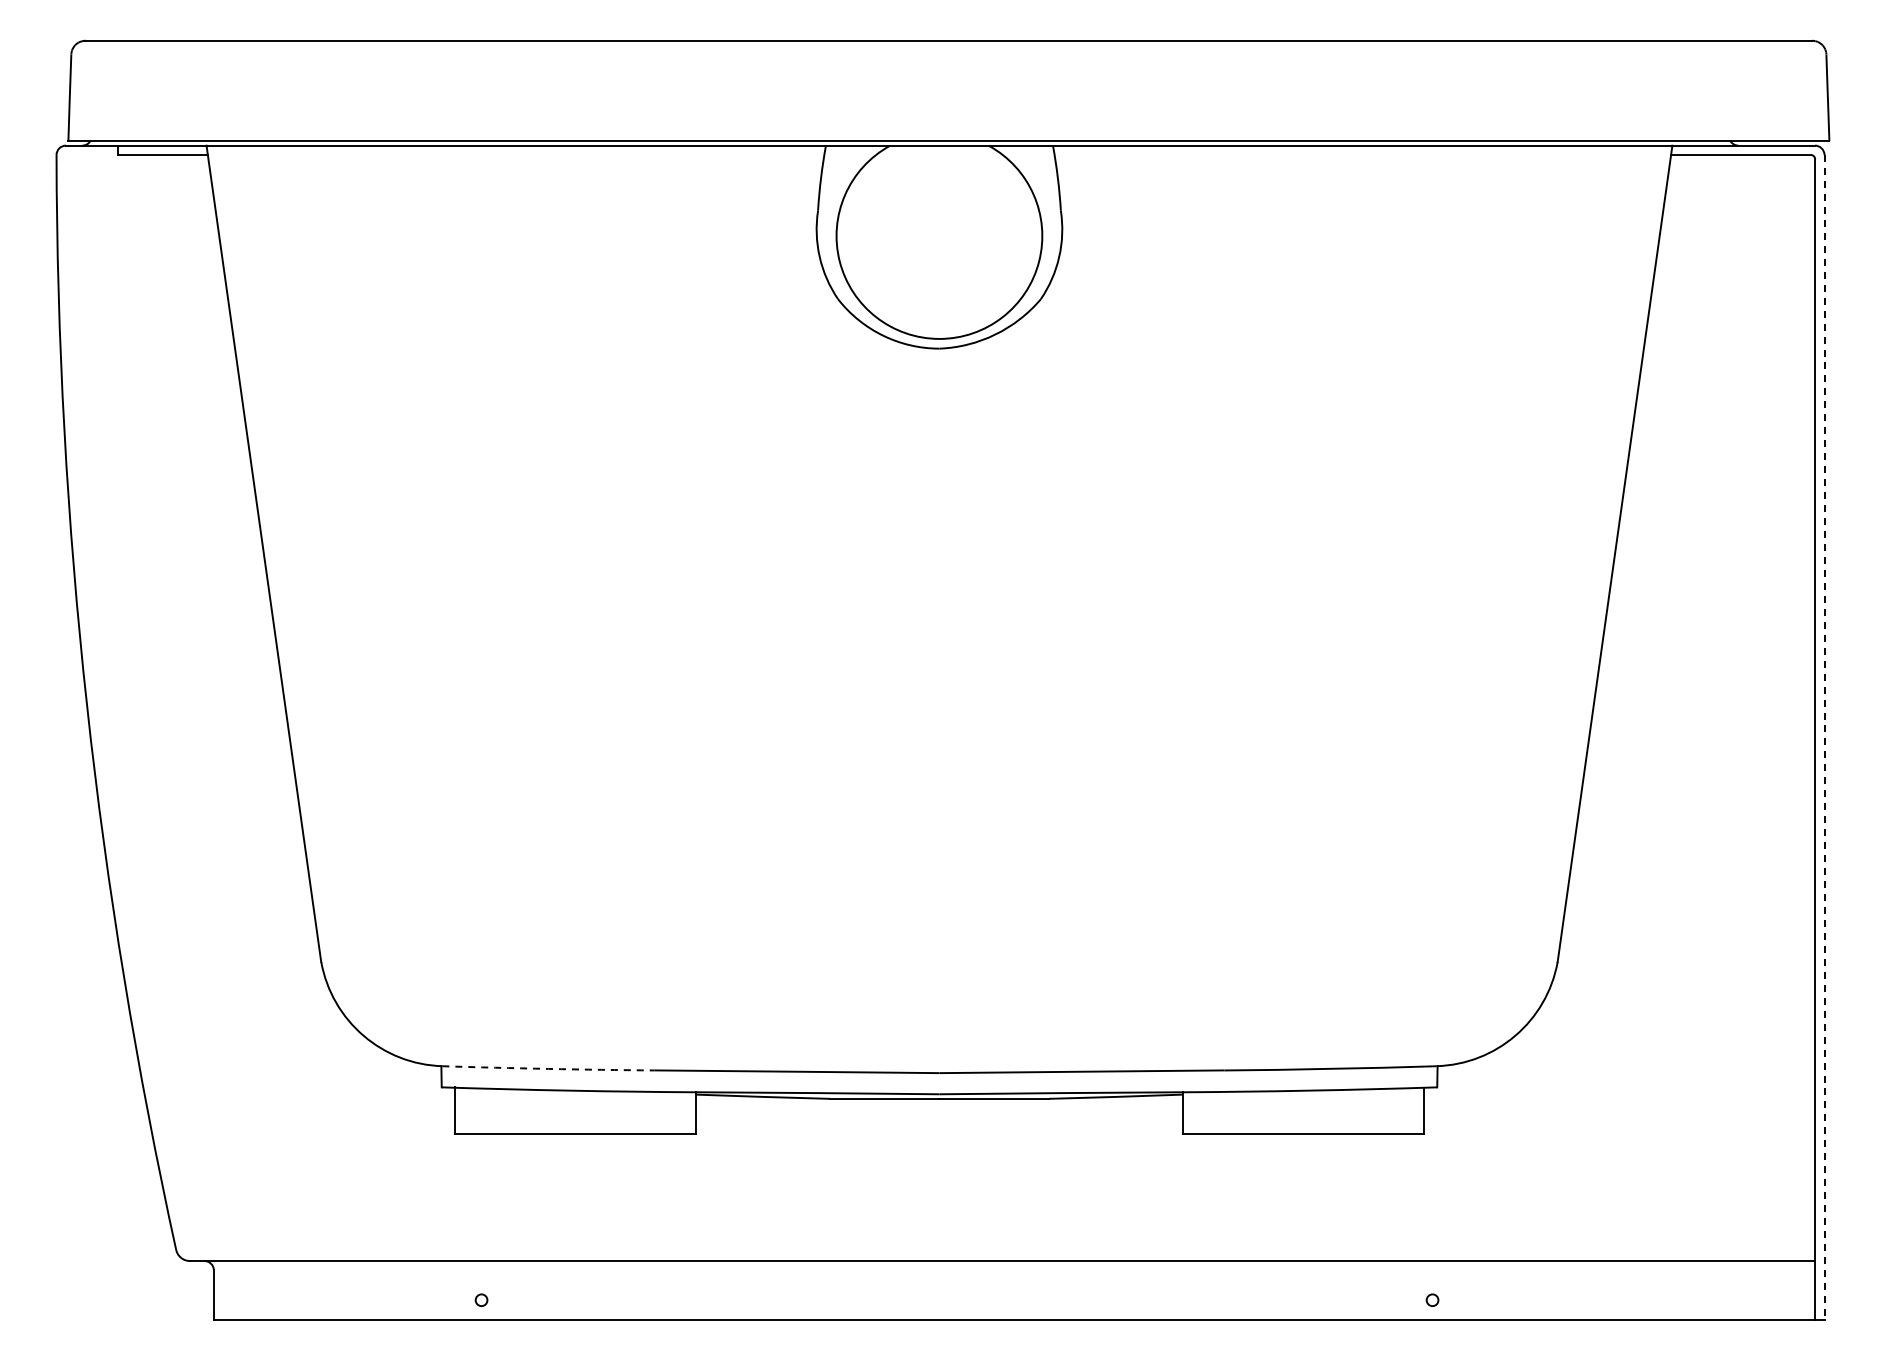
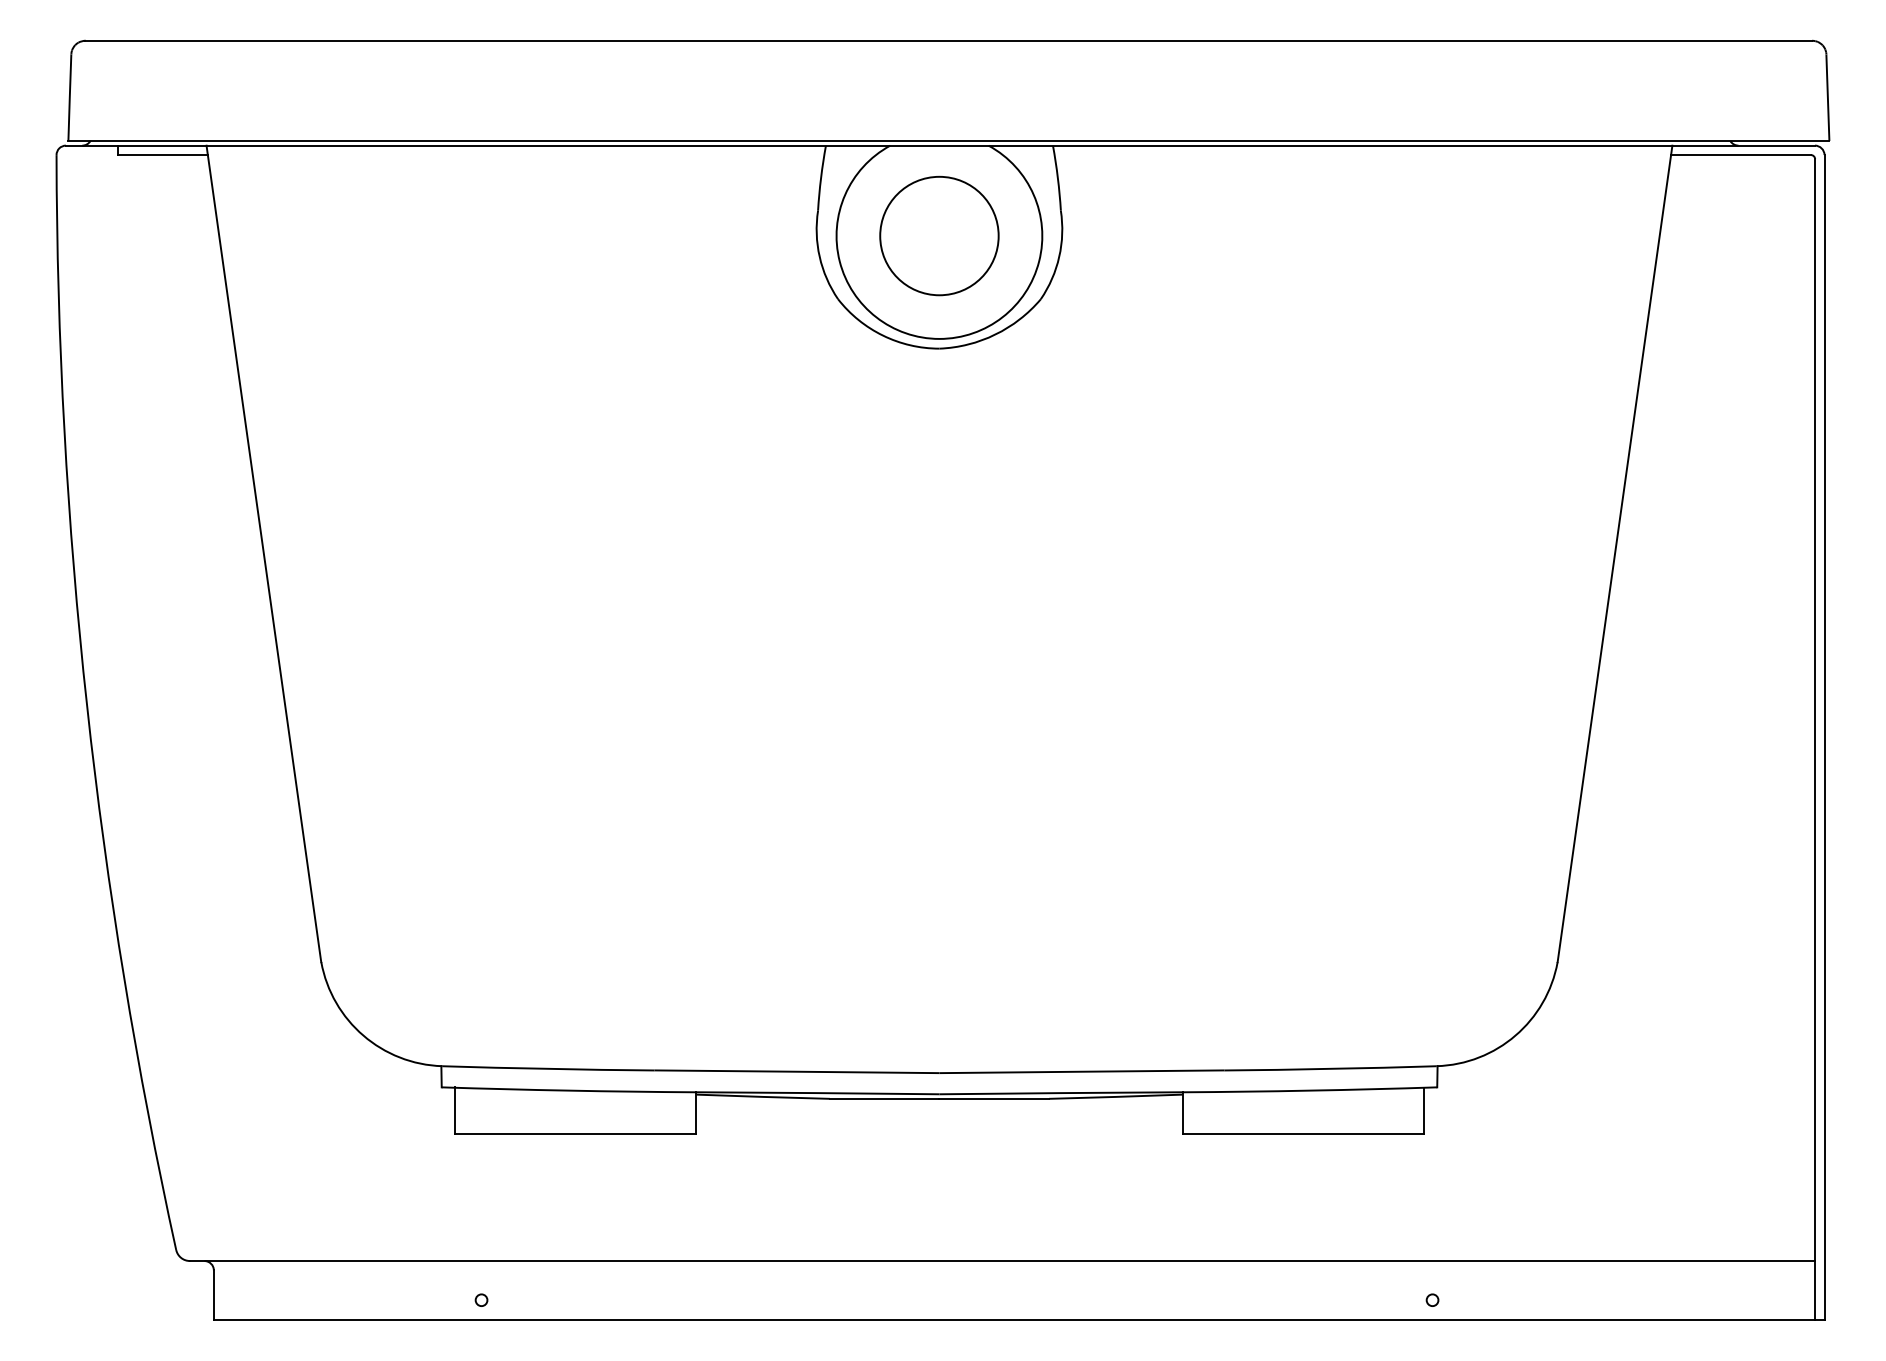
circle: none -> present (939, 235)
line: dashed -> solid (1824, 737)
arc: dashed -> solid (548, 1068)
